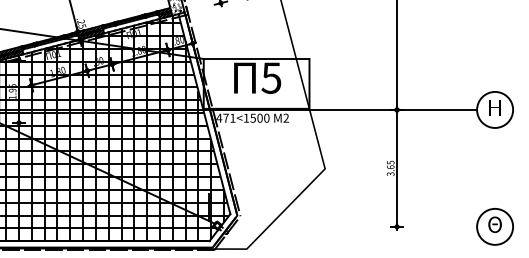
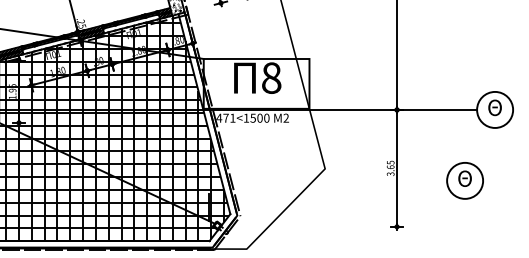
text: 5 -> 8 (271, 77)
text: Η -> Θ (494, 107)
part position: (494, 226) -> (464, 180) (464, 180)
